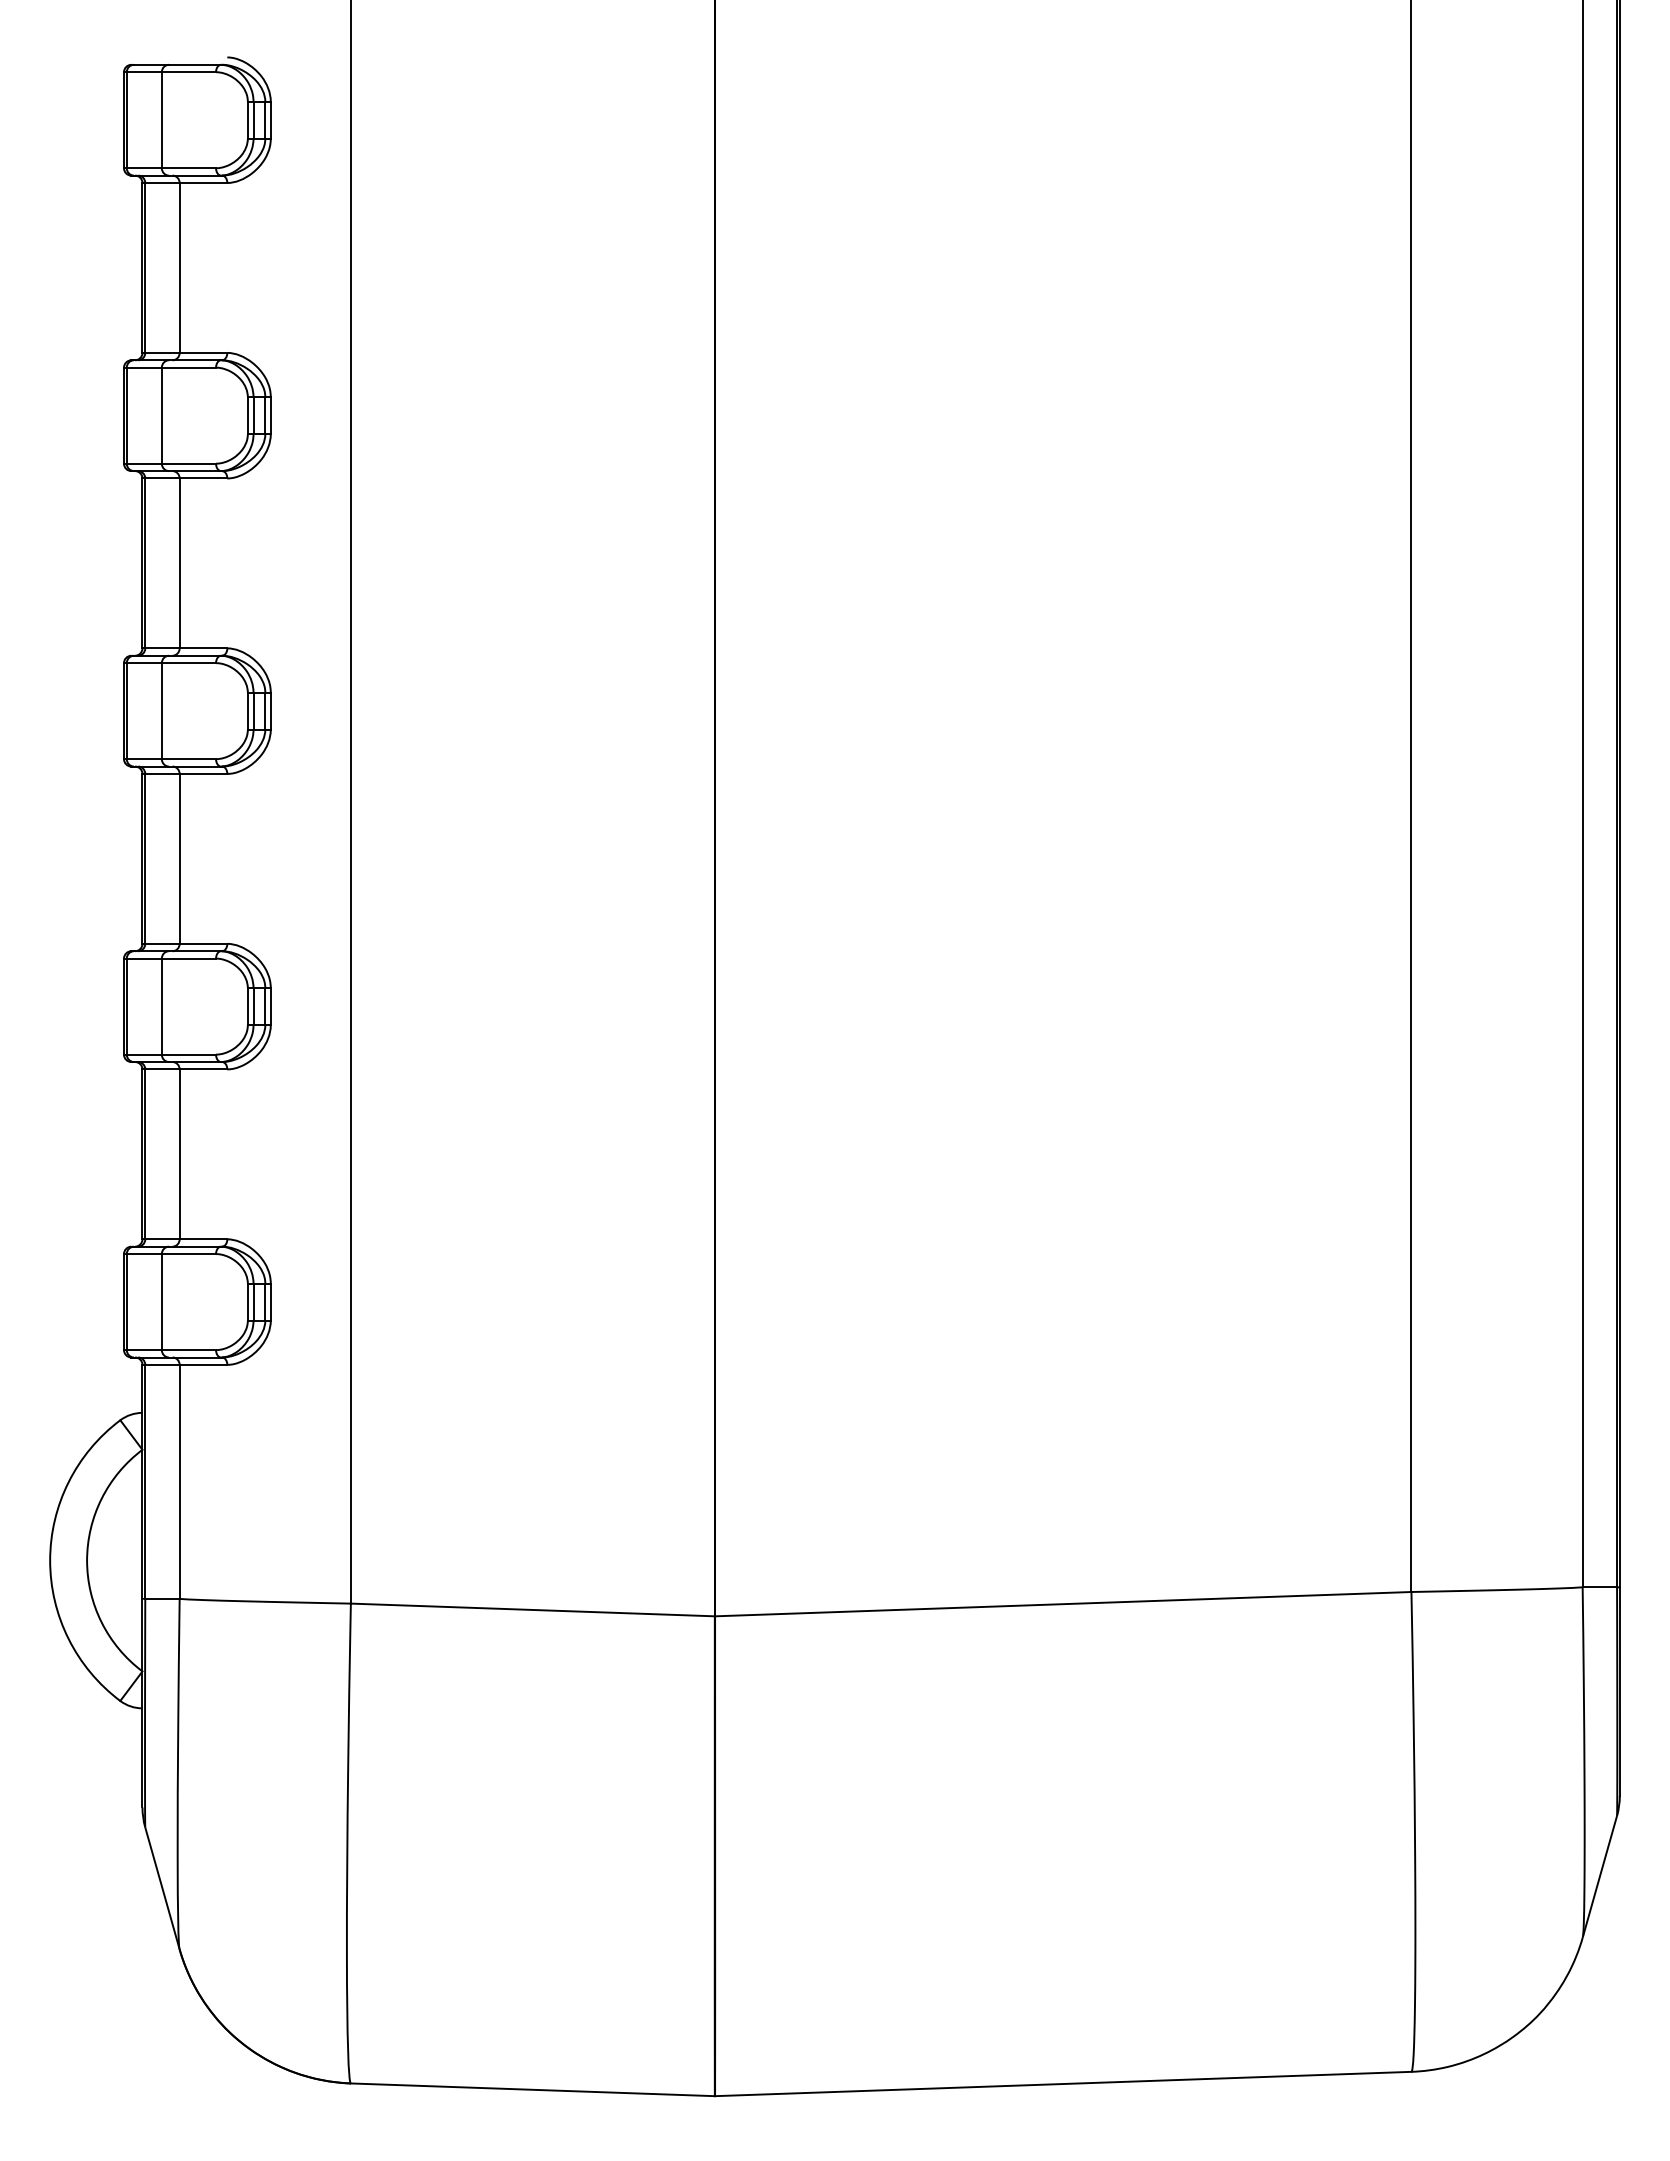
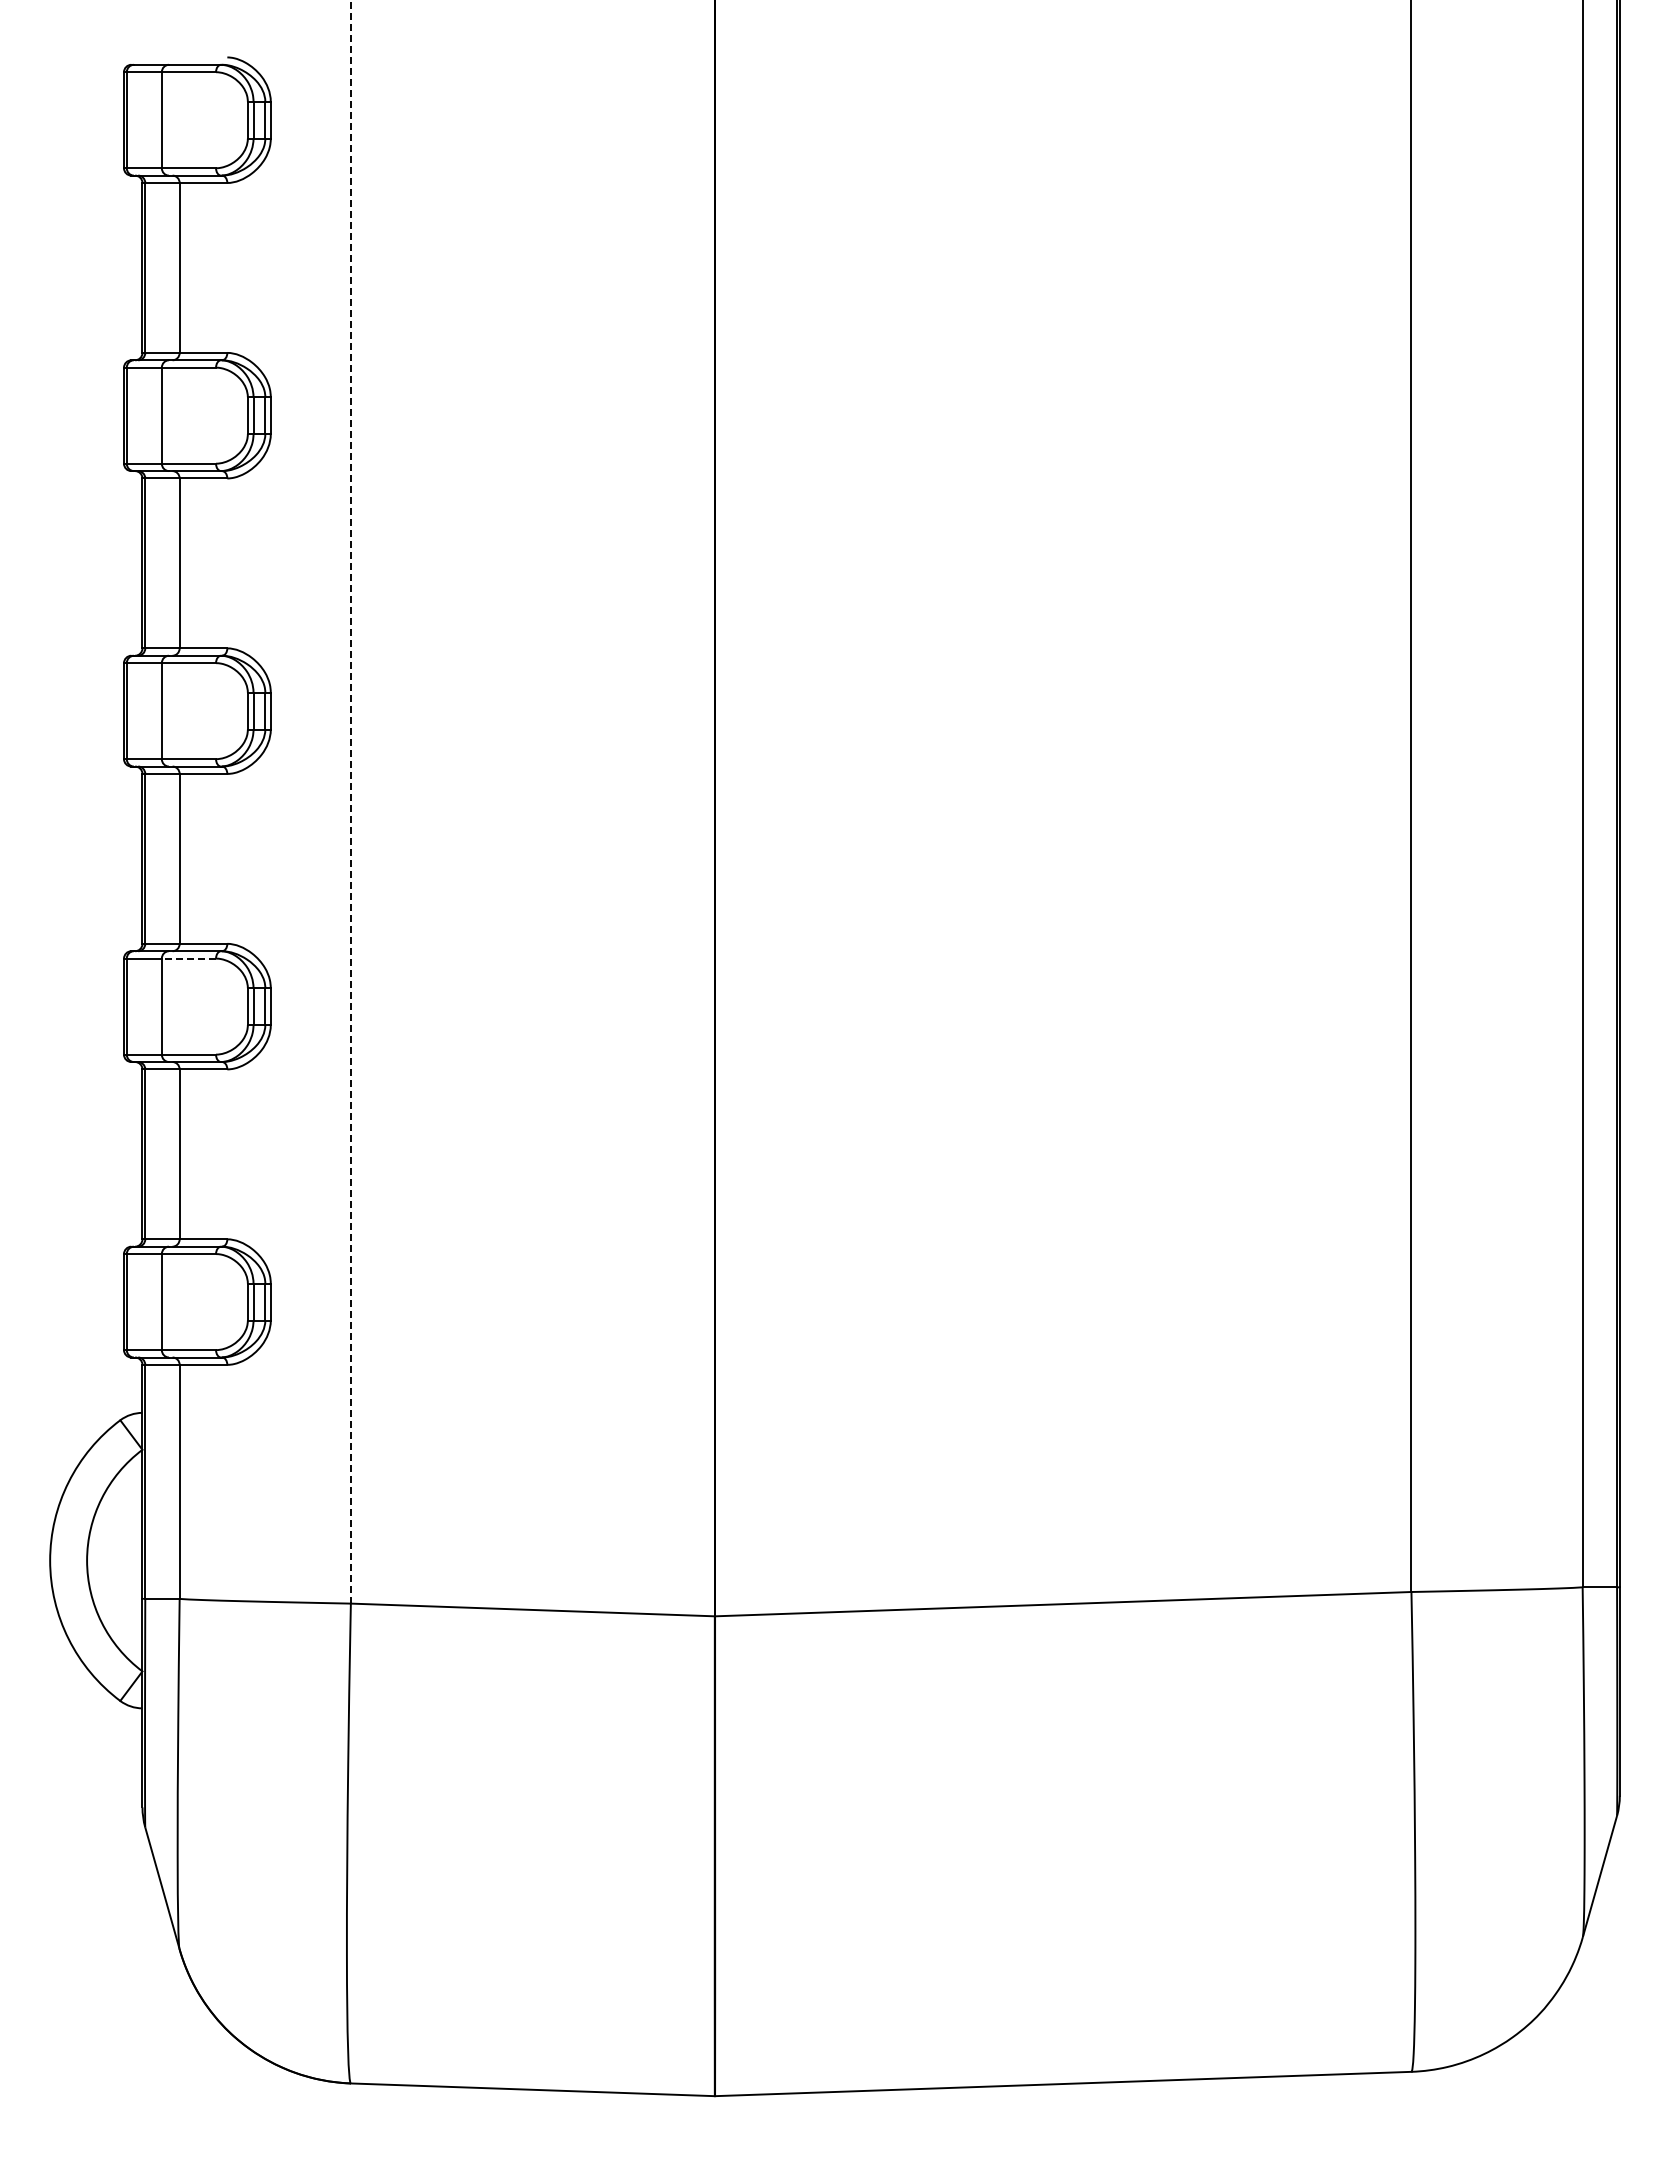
line: solid -> dashed (350, 801)
line: solid -> dashed (188, 958)
